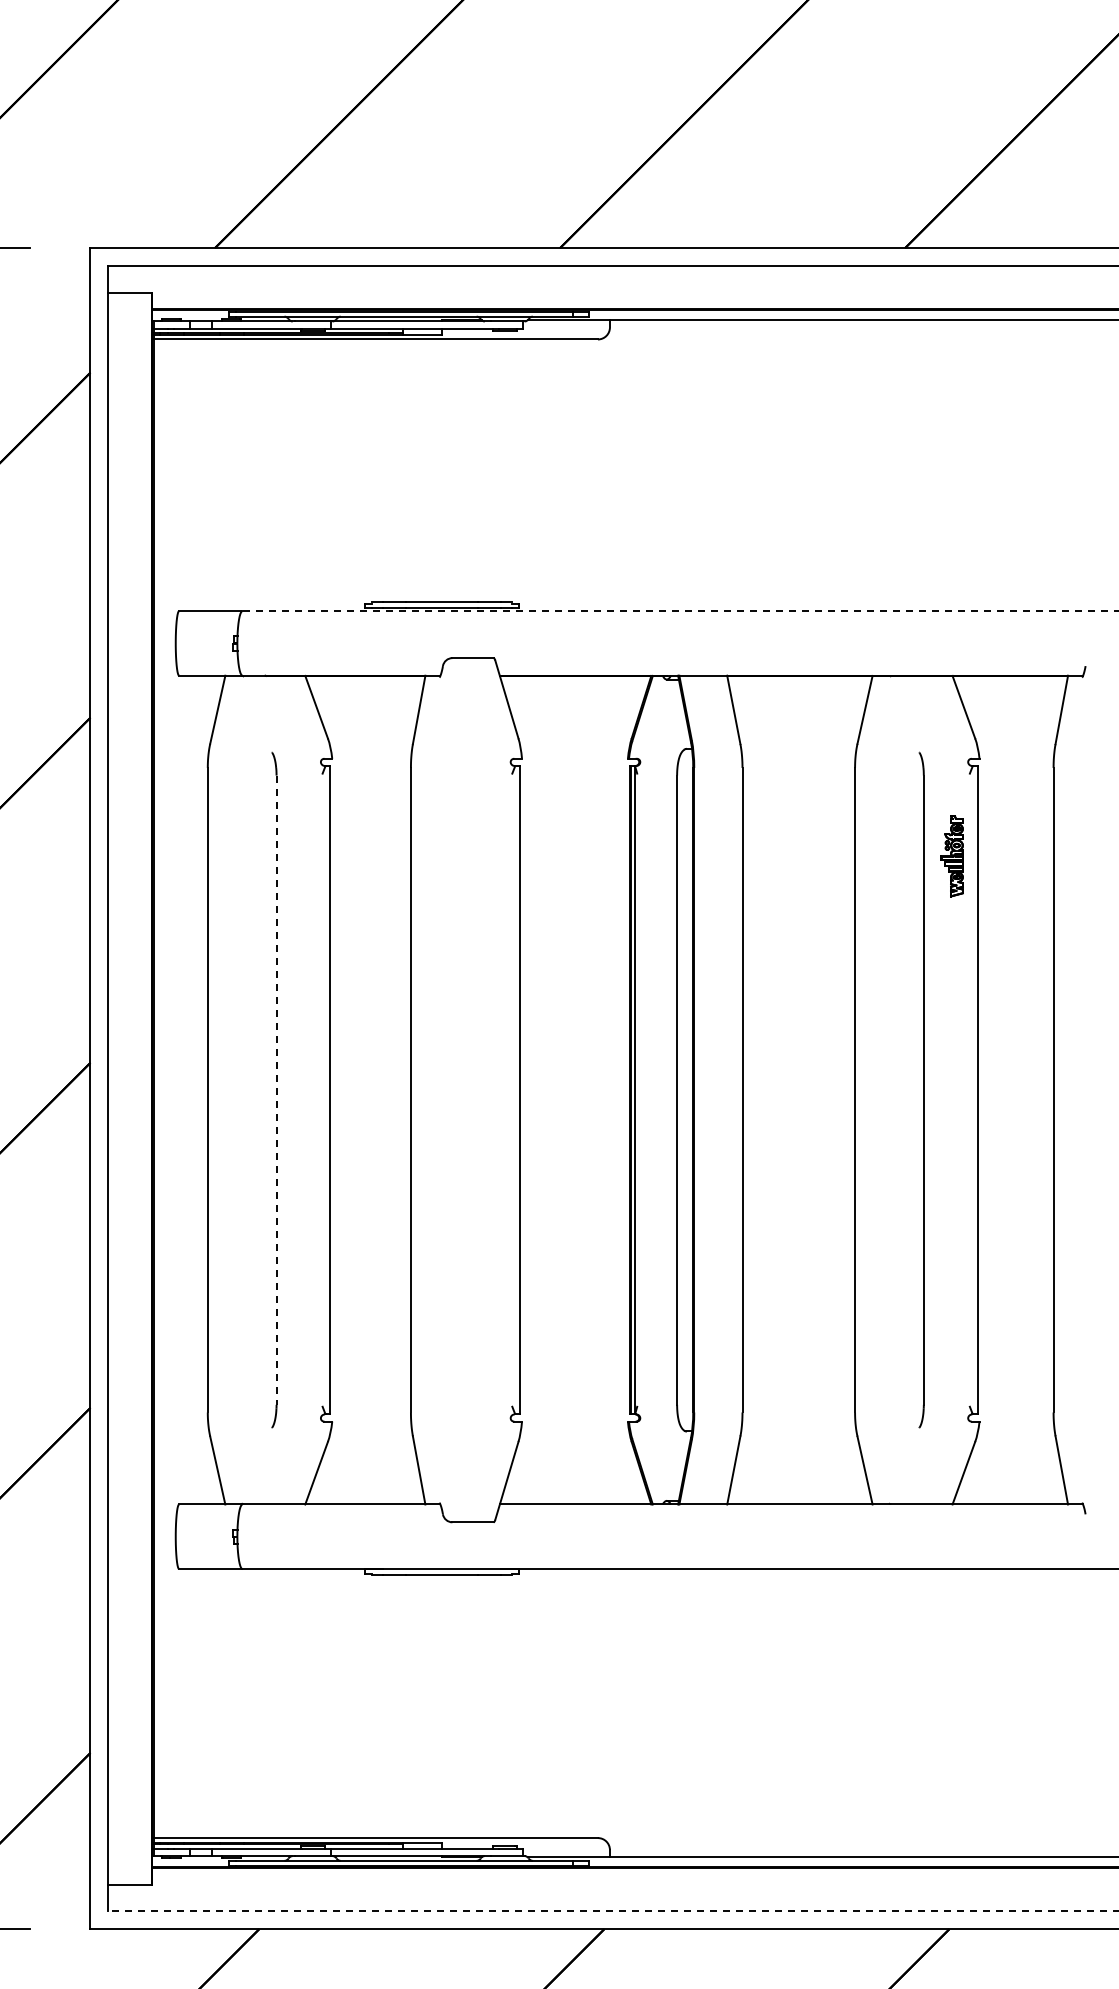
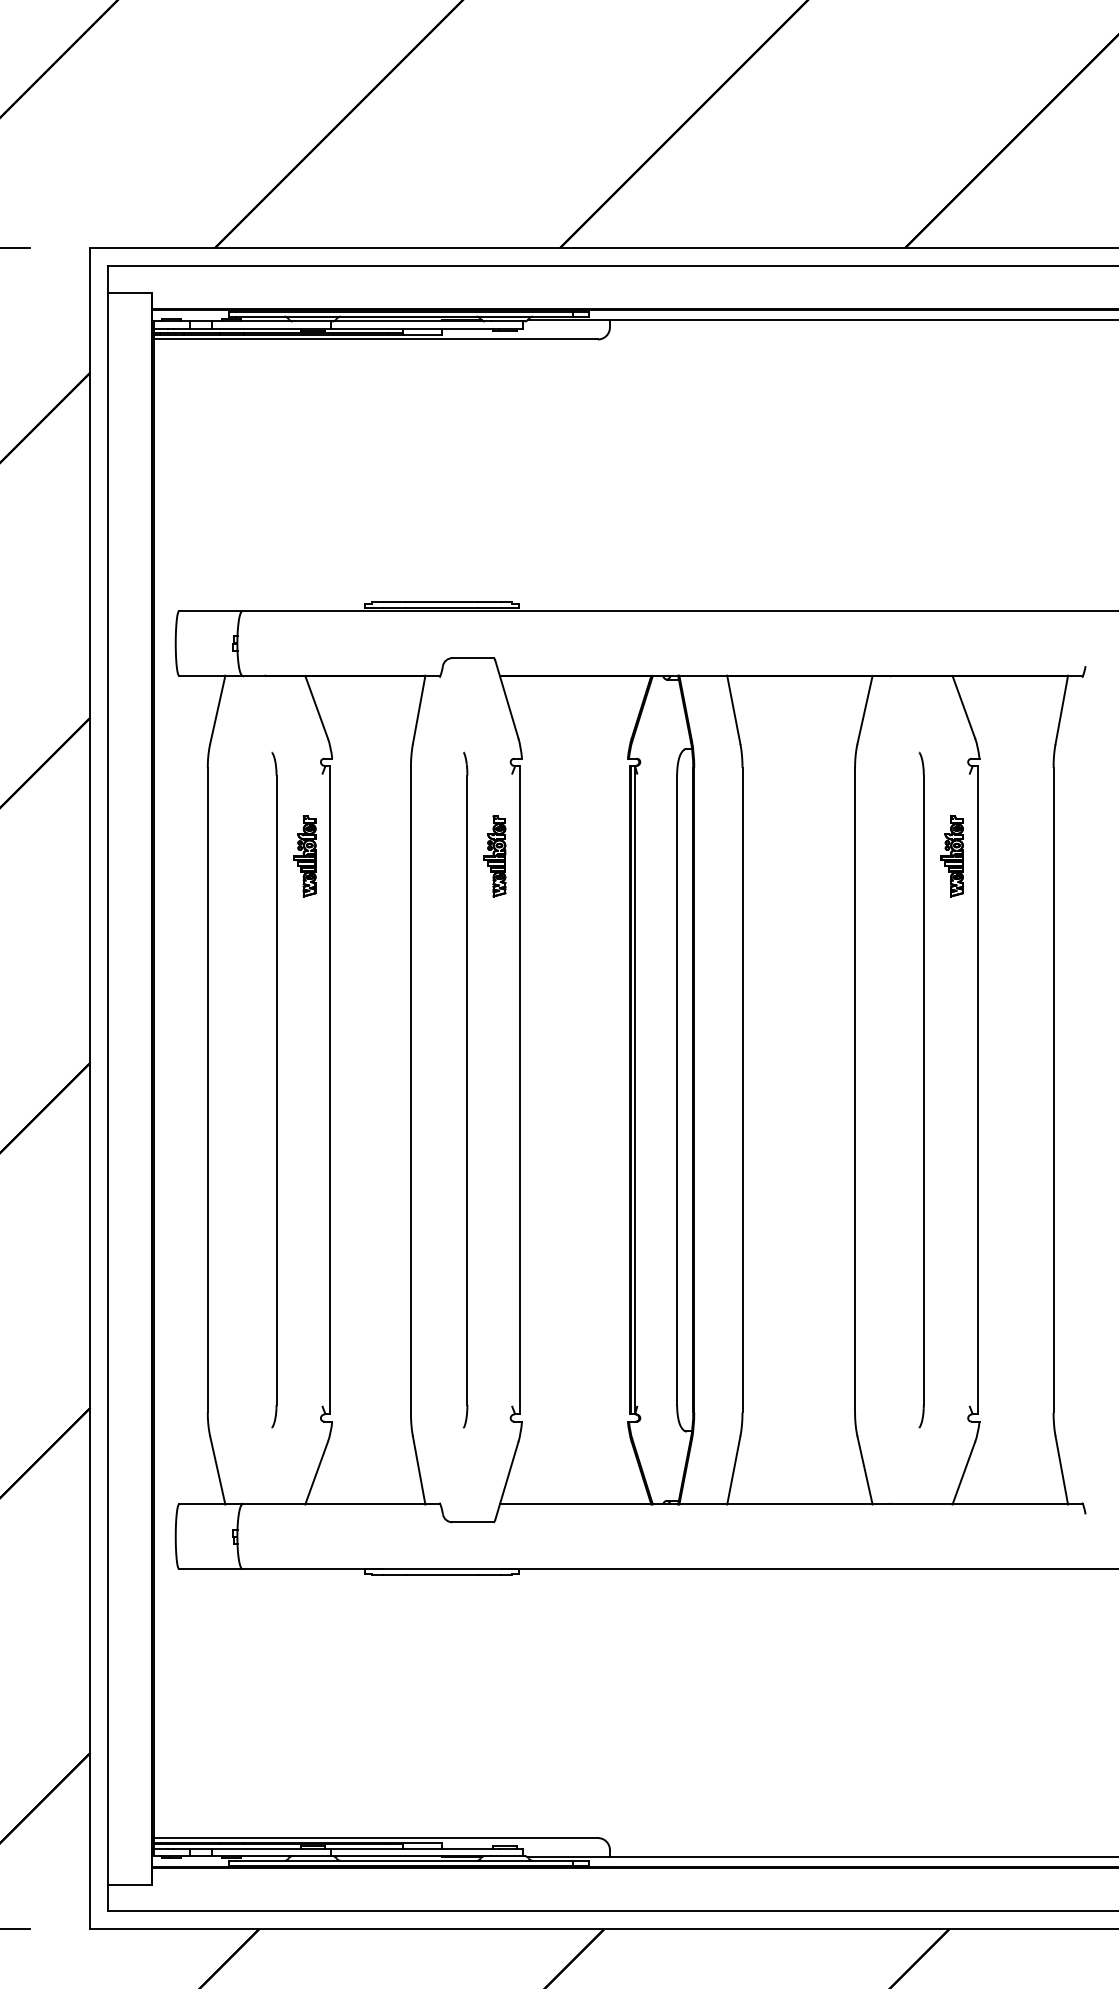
line: dashed -> solid (680, 611)
part: none -> present (304, 856)
part: none -> present (494, 856)
part: none -> present (465, 1089)
line: dashed -> solid (276, 1090)
line: dashed -> solid (613, 1911)
